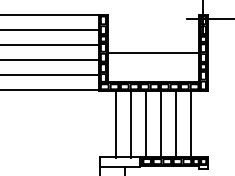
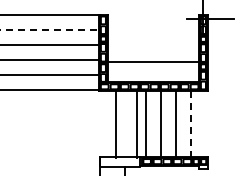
line: solid -> dashed (50, 30)
line position: (153, 52) -> (153, 61) (153, 61)
line position: (130, 123) -> (136, 123) (136, 123)
line: solid -> dashed (190, 124)
